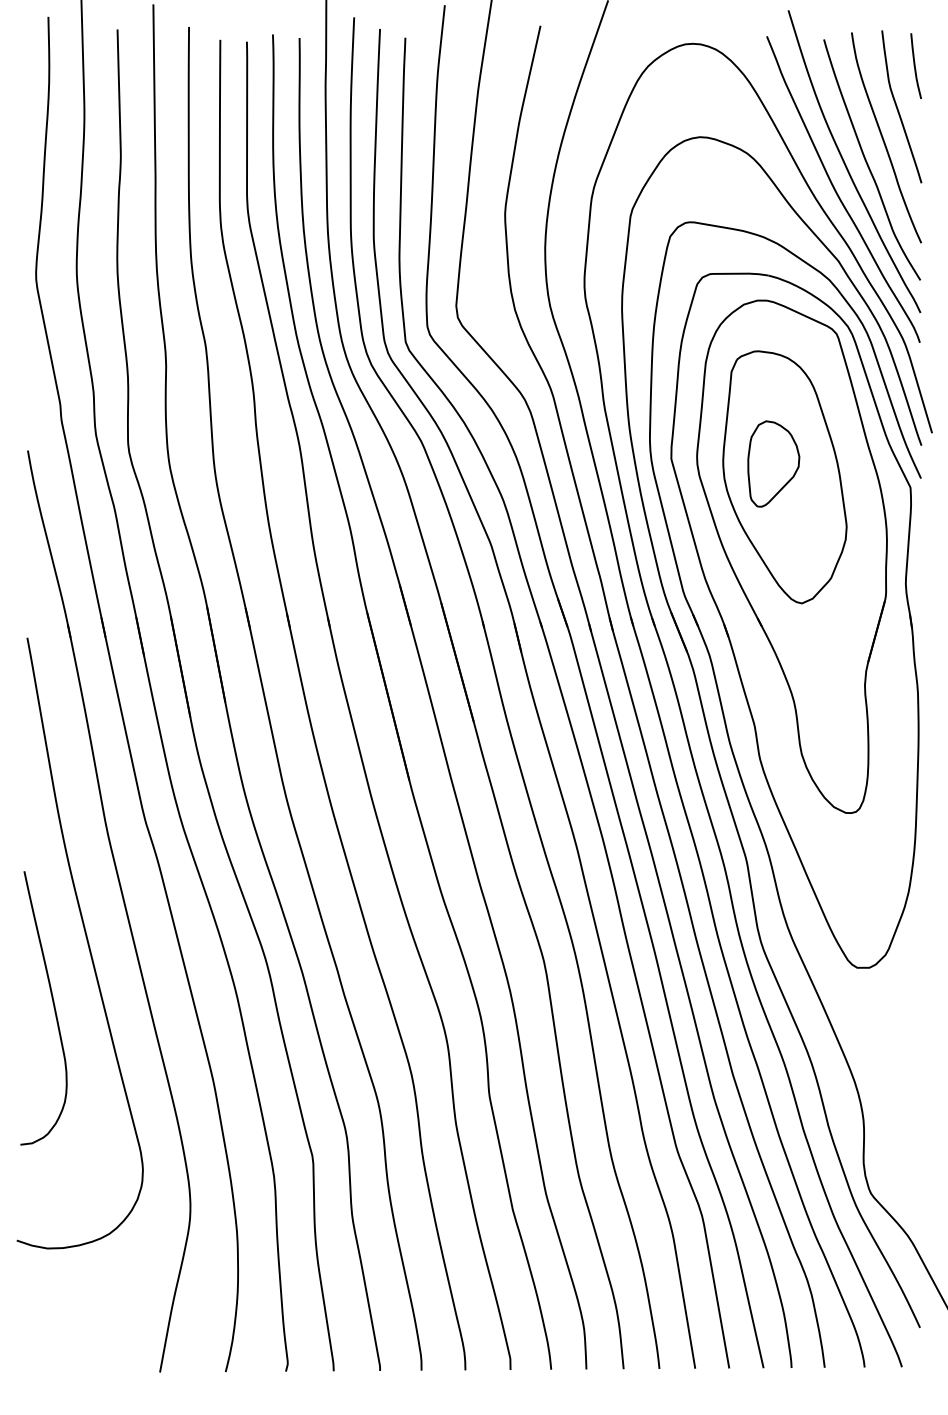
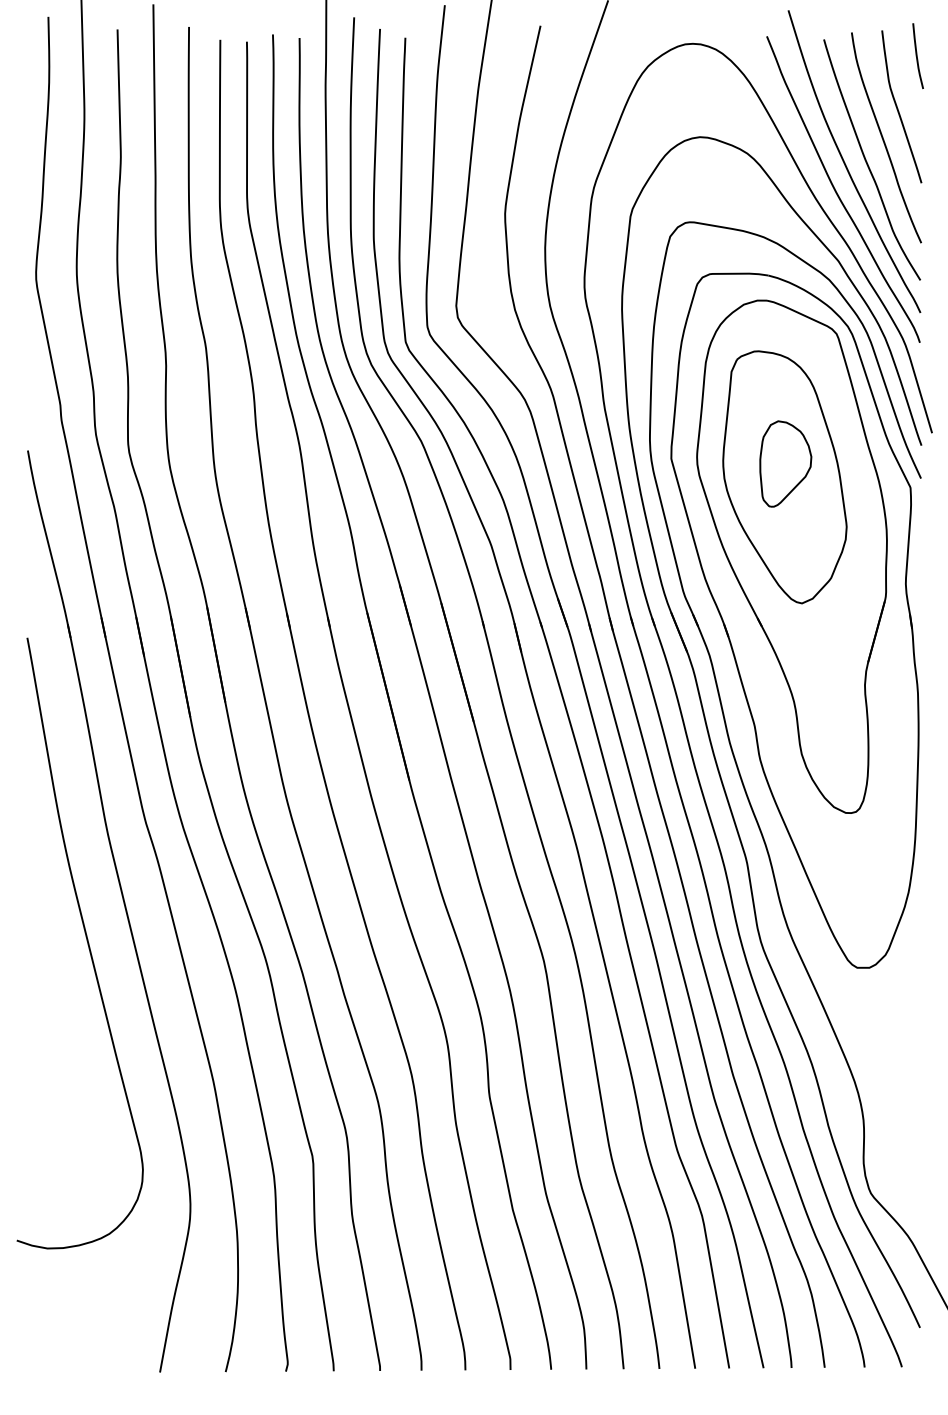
curve position: (915, 65) -> (917, 55) (917, 55)
part position: (773, 463) -> (785, 463) (785, 463)
curve: present -> none (53, 1008)
